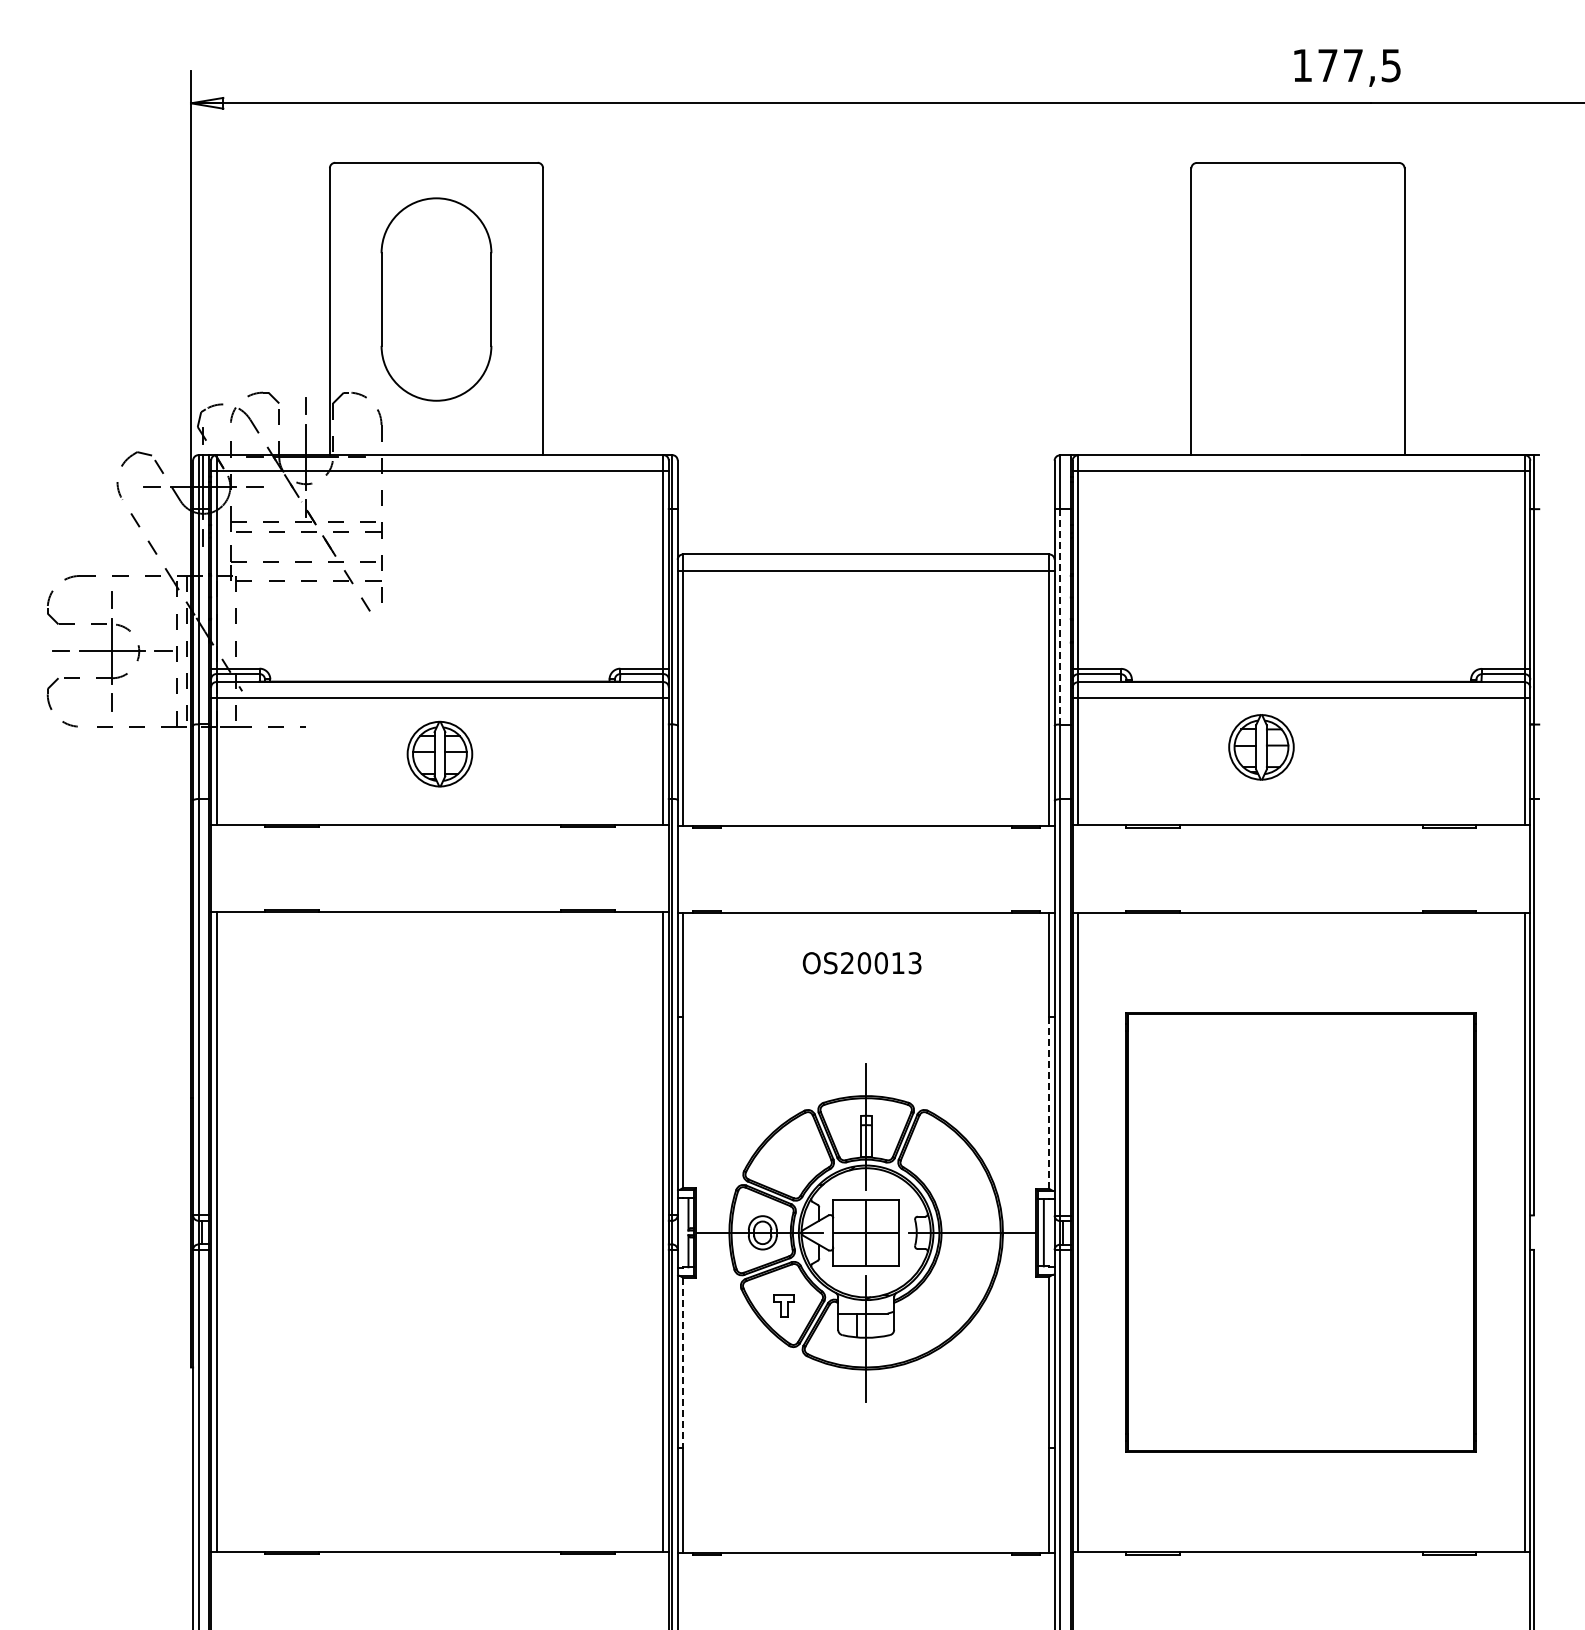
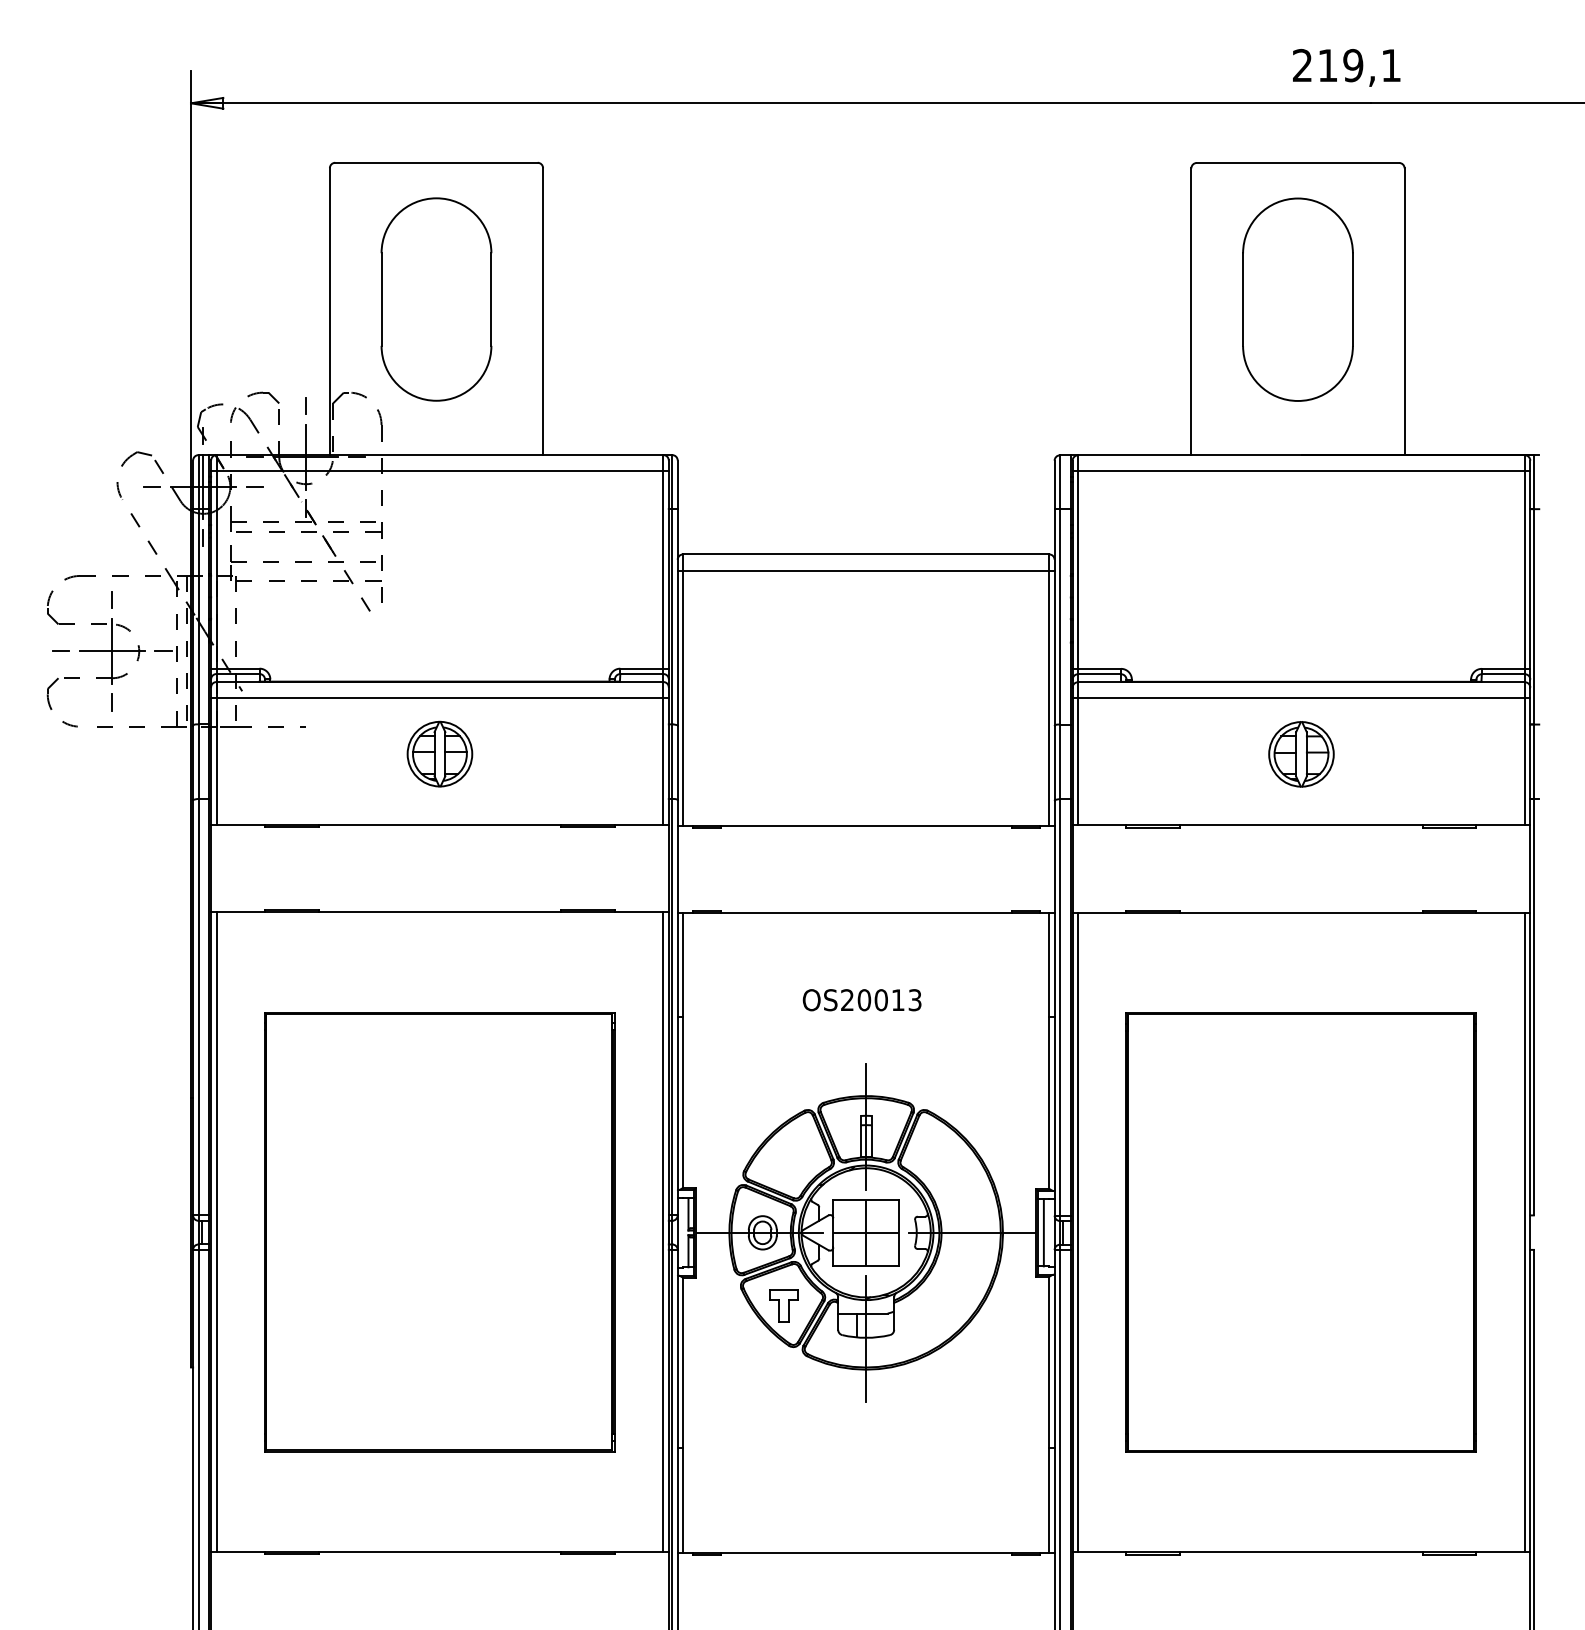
text: 177,5 -> 219,1 (1346, 65)
part: none -> present (1297, 299)
line: dashed -> solid (1060, 616)
part position: (1261, 747) -> (1301, 754) (1301, 754)
text position: (861, 963) -> (861, 1000) (861, 1000)
line: dashed -> solid (1049, 1103)
part: none -> present (439, 1232)
part size: 22x24 px -> 30x34 px (783, 1305)
line: dashed -> solid (683, 1363)
